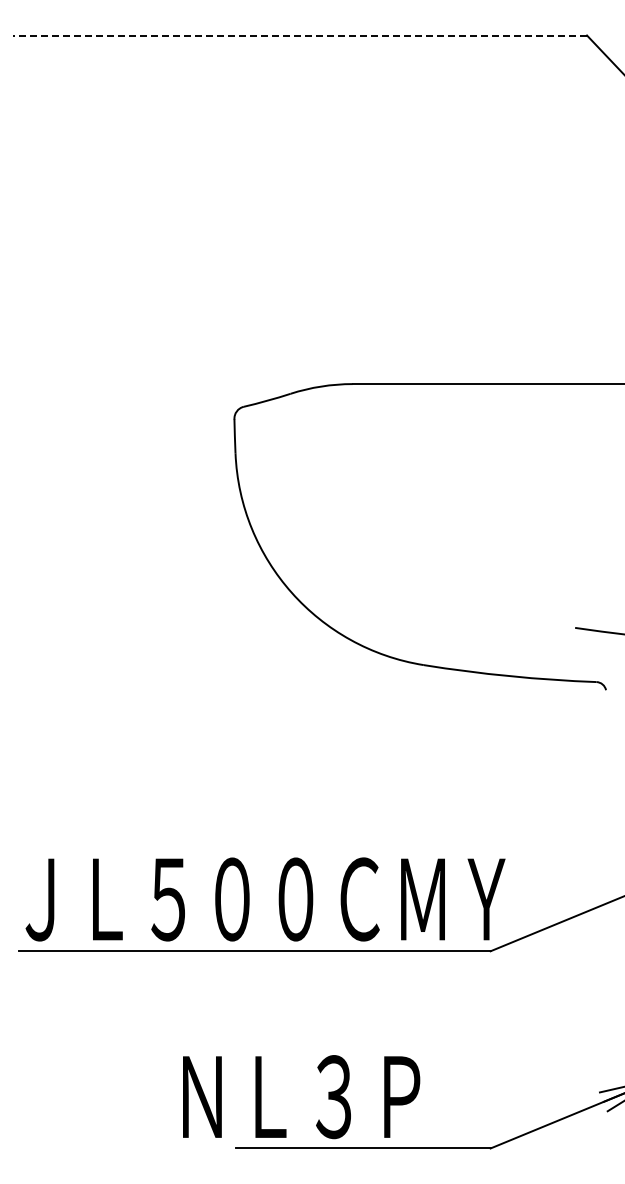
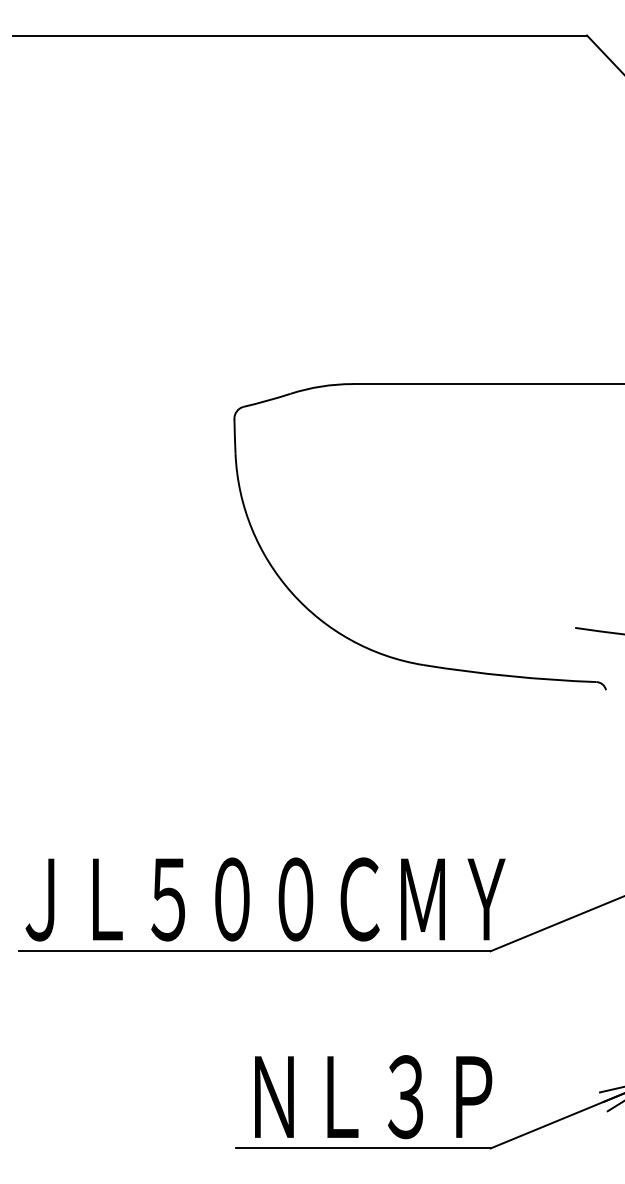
line: dashed -> solid (299, 35)
text position: (301, 1097) -> (373, 1097) (373, 1097)
